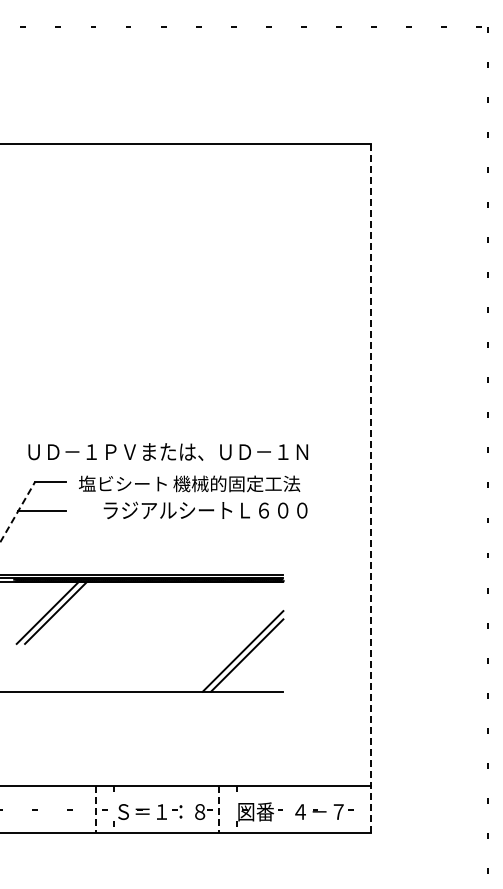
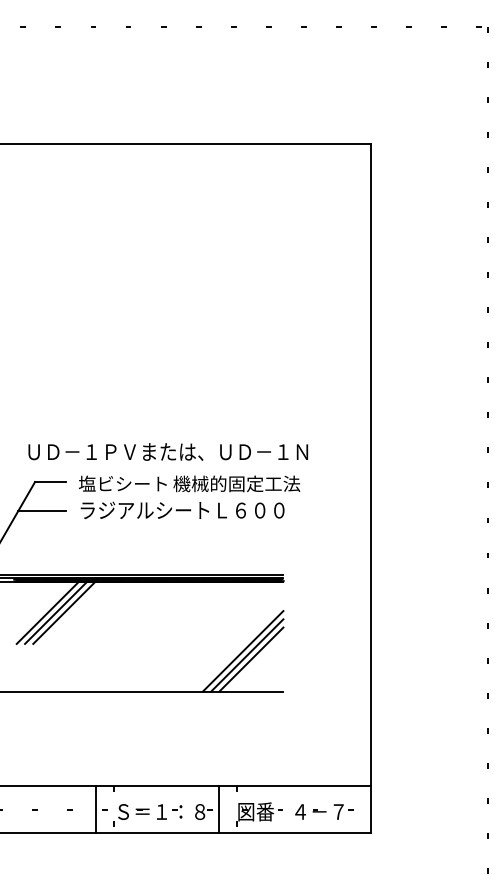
line: dashed -> solid (371, 488)
text position: (205, 510) -> (182, 510) (182, 510)
line: dashed -> solid (17, 512)
line: none -> present (64, 612)
line: none -> present (251, 659)
line: dashed -> solid (96, 810)
line: dashed -> solid (219, 810)
